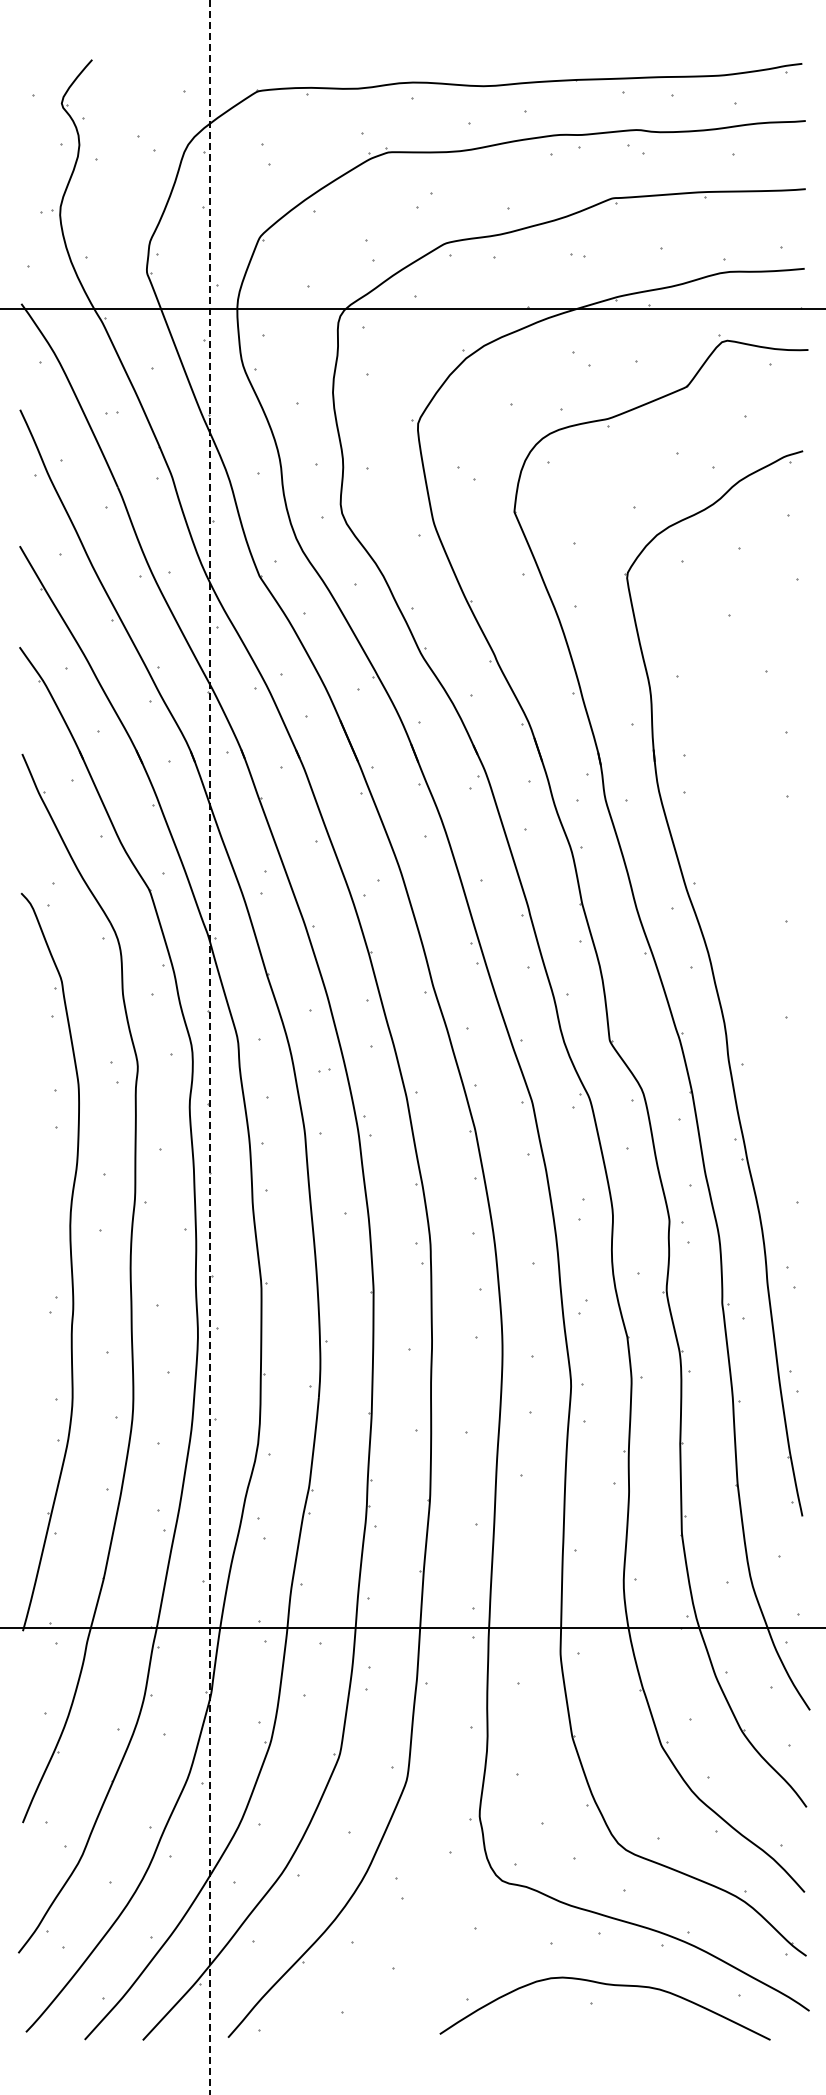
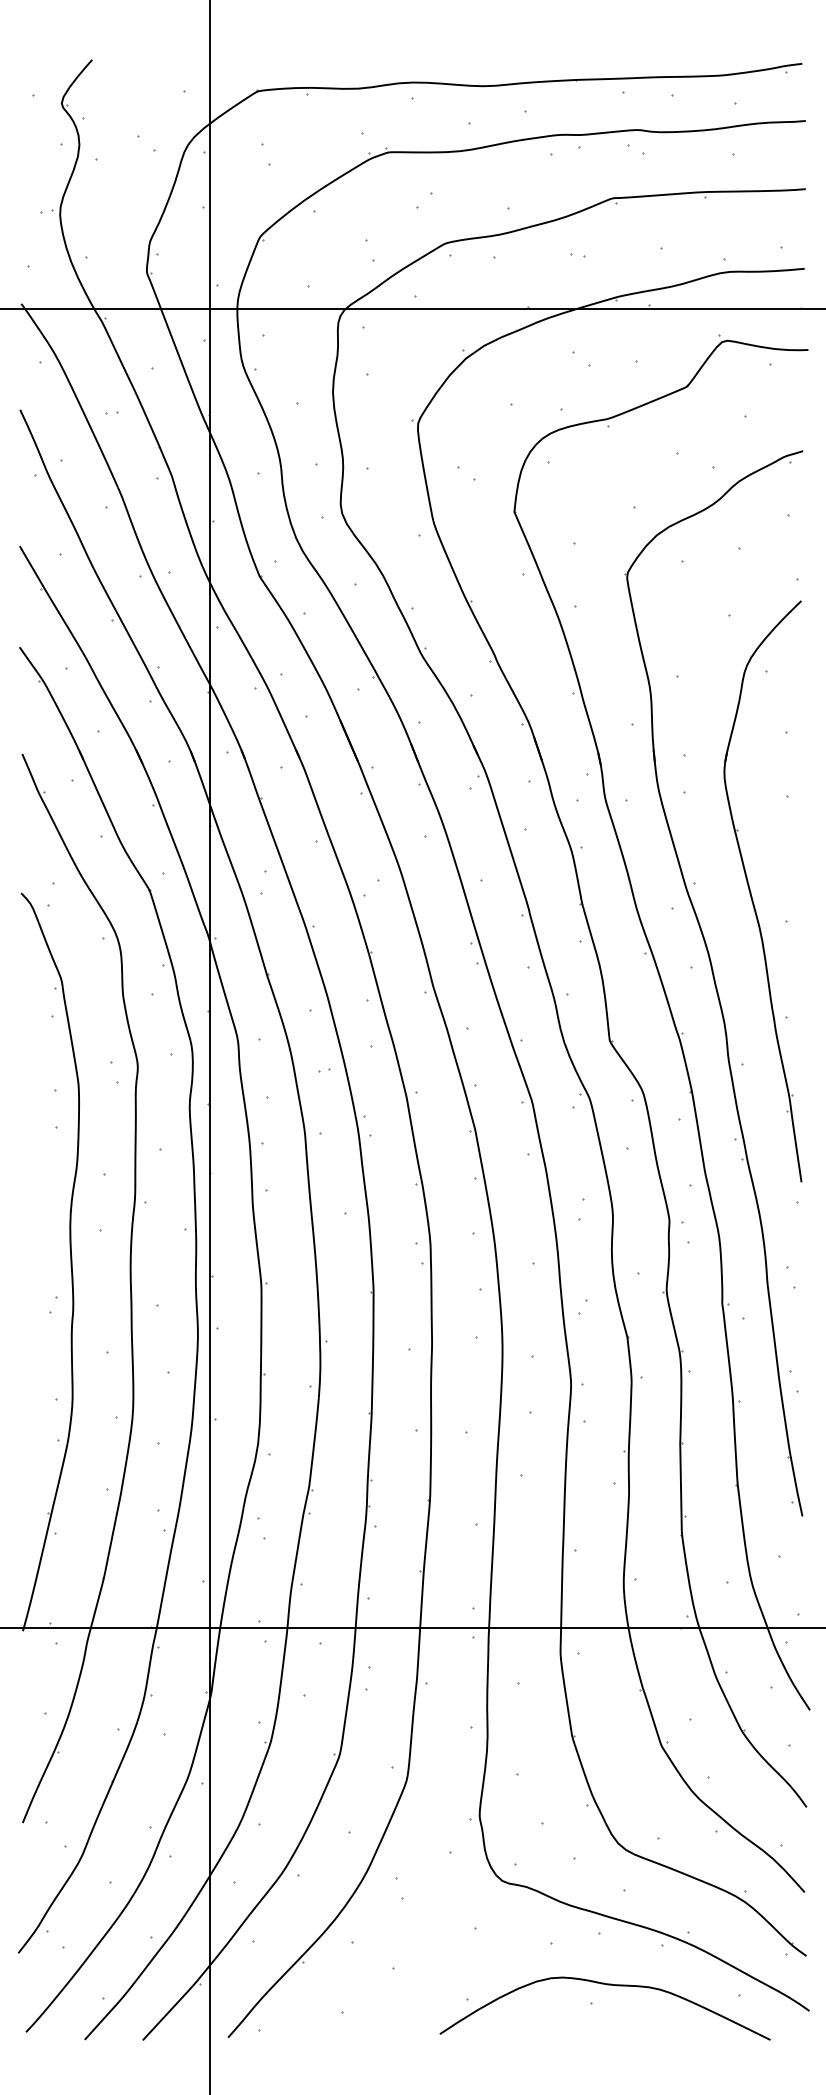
part: none -> present (751, 892)
line: dashed -> solid (209, 1047)
